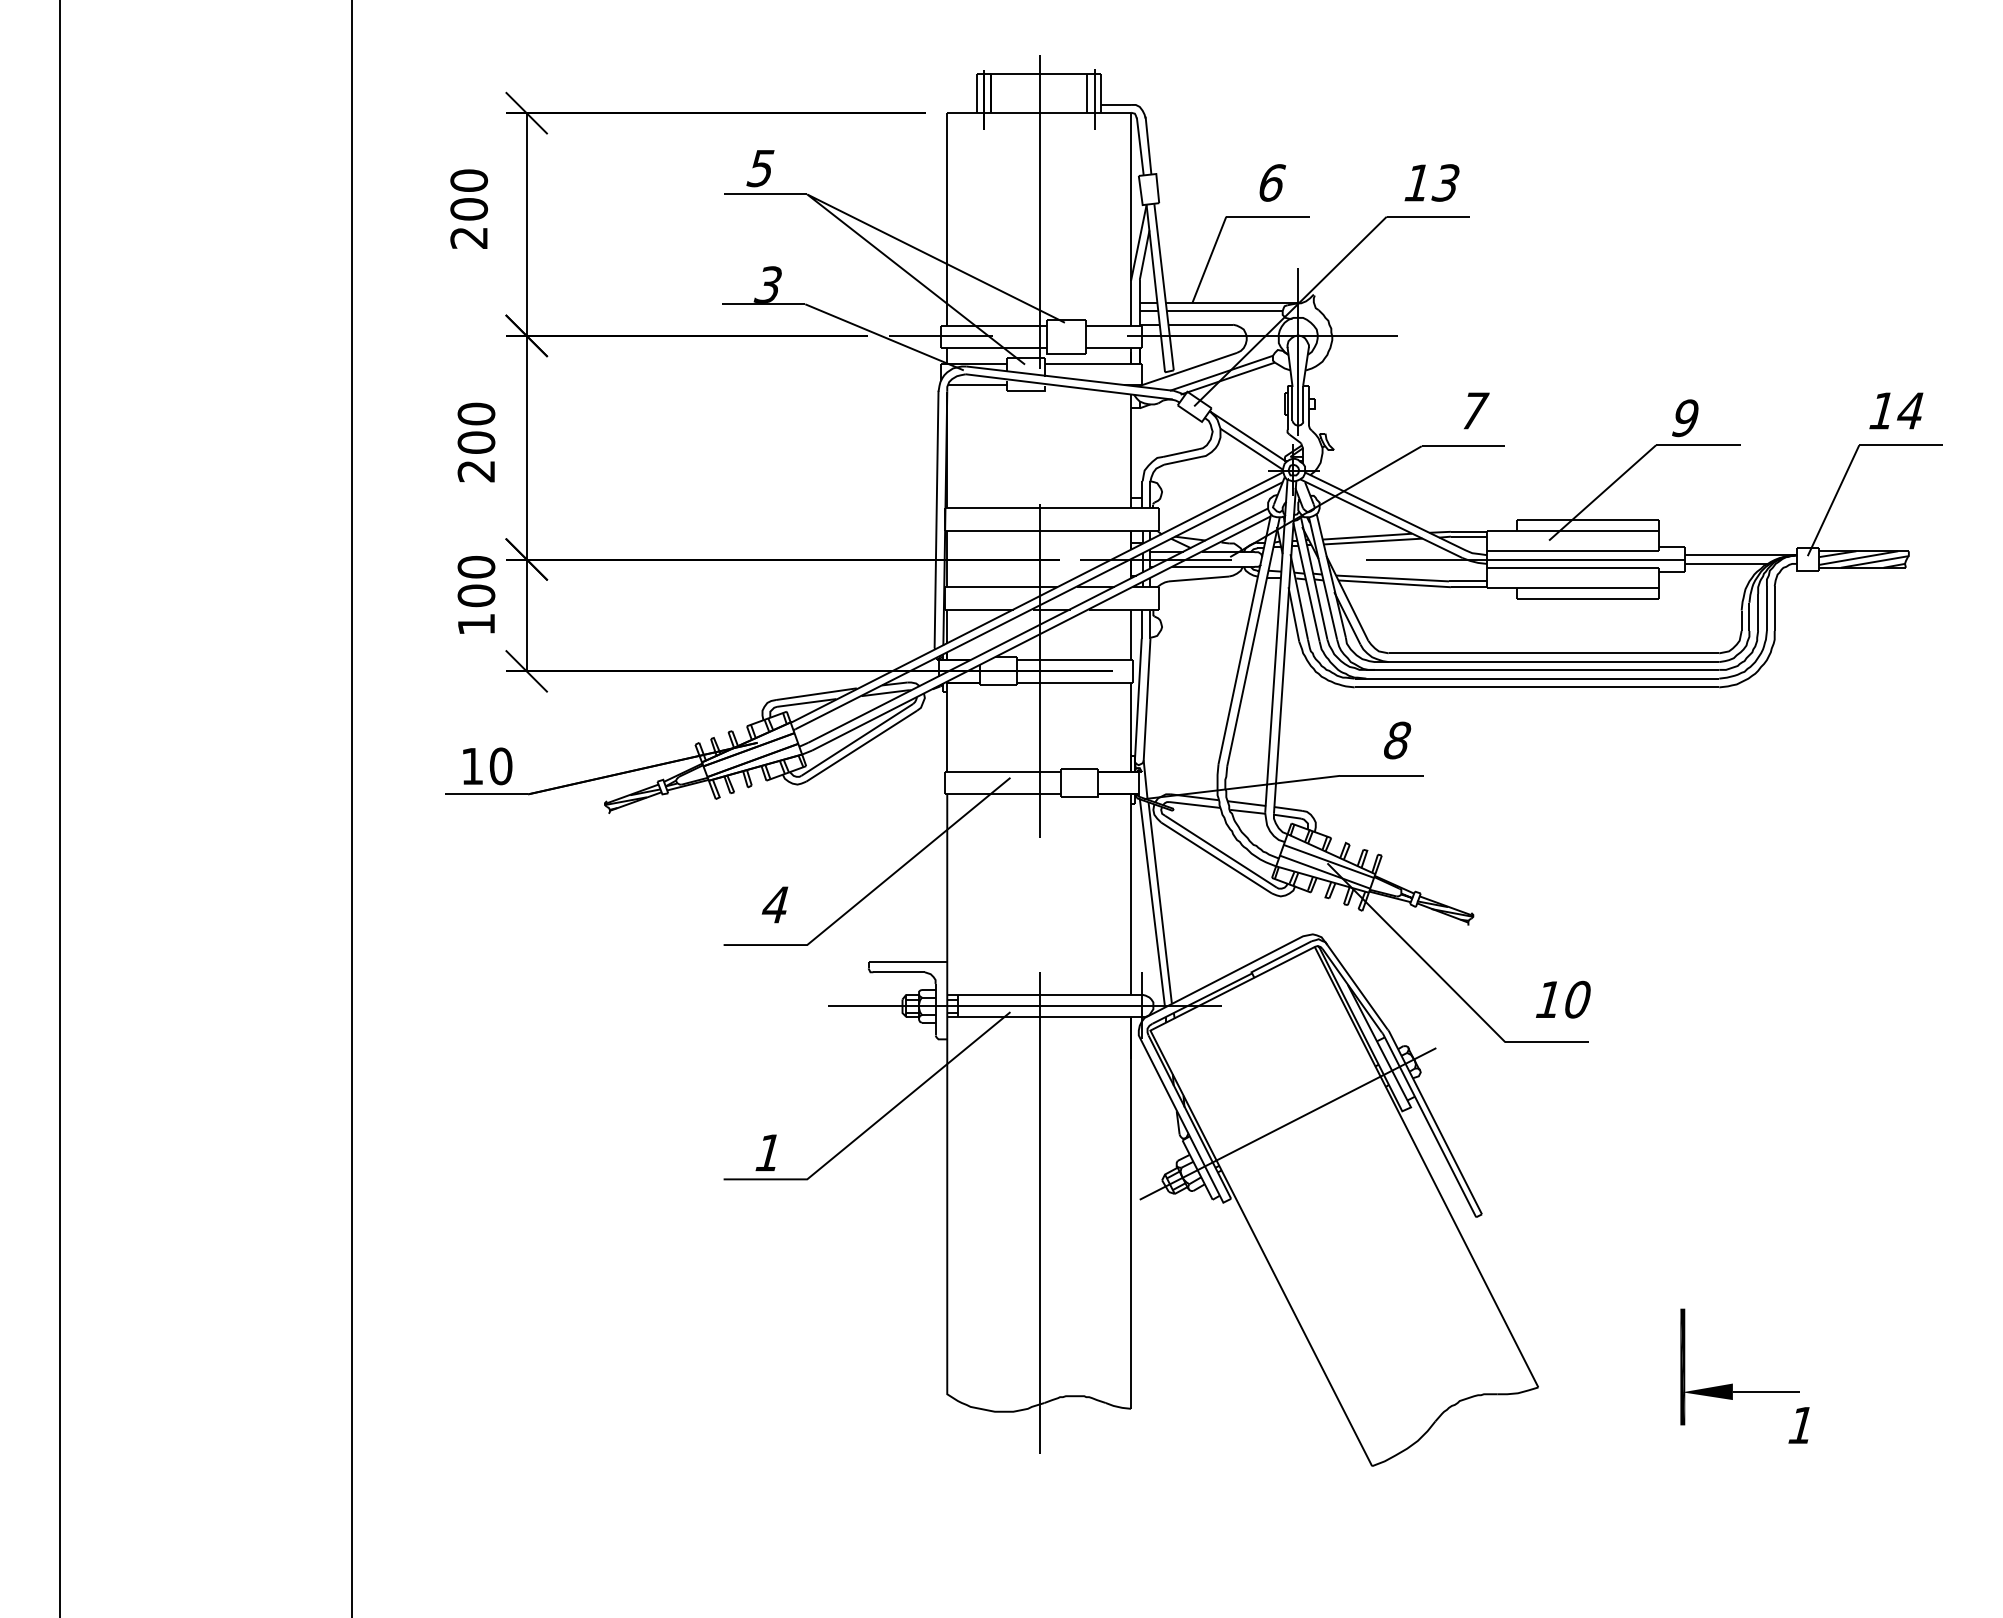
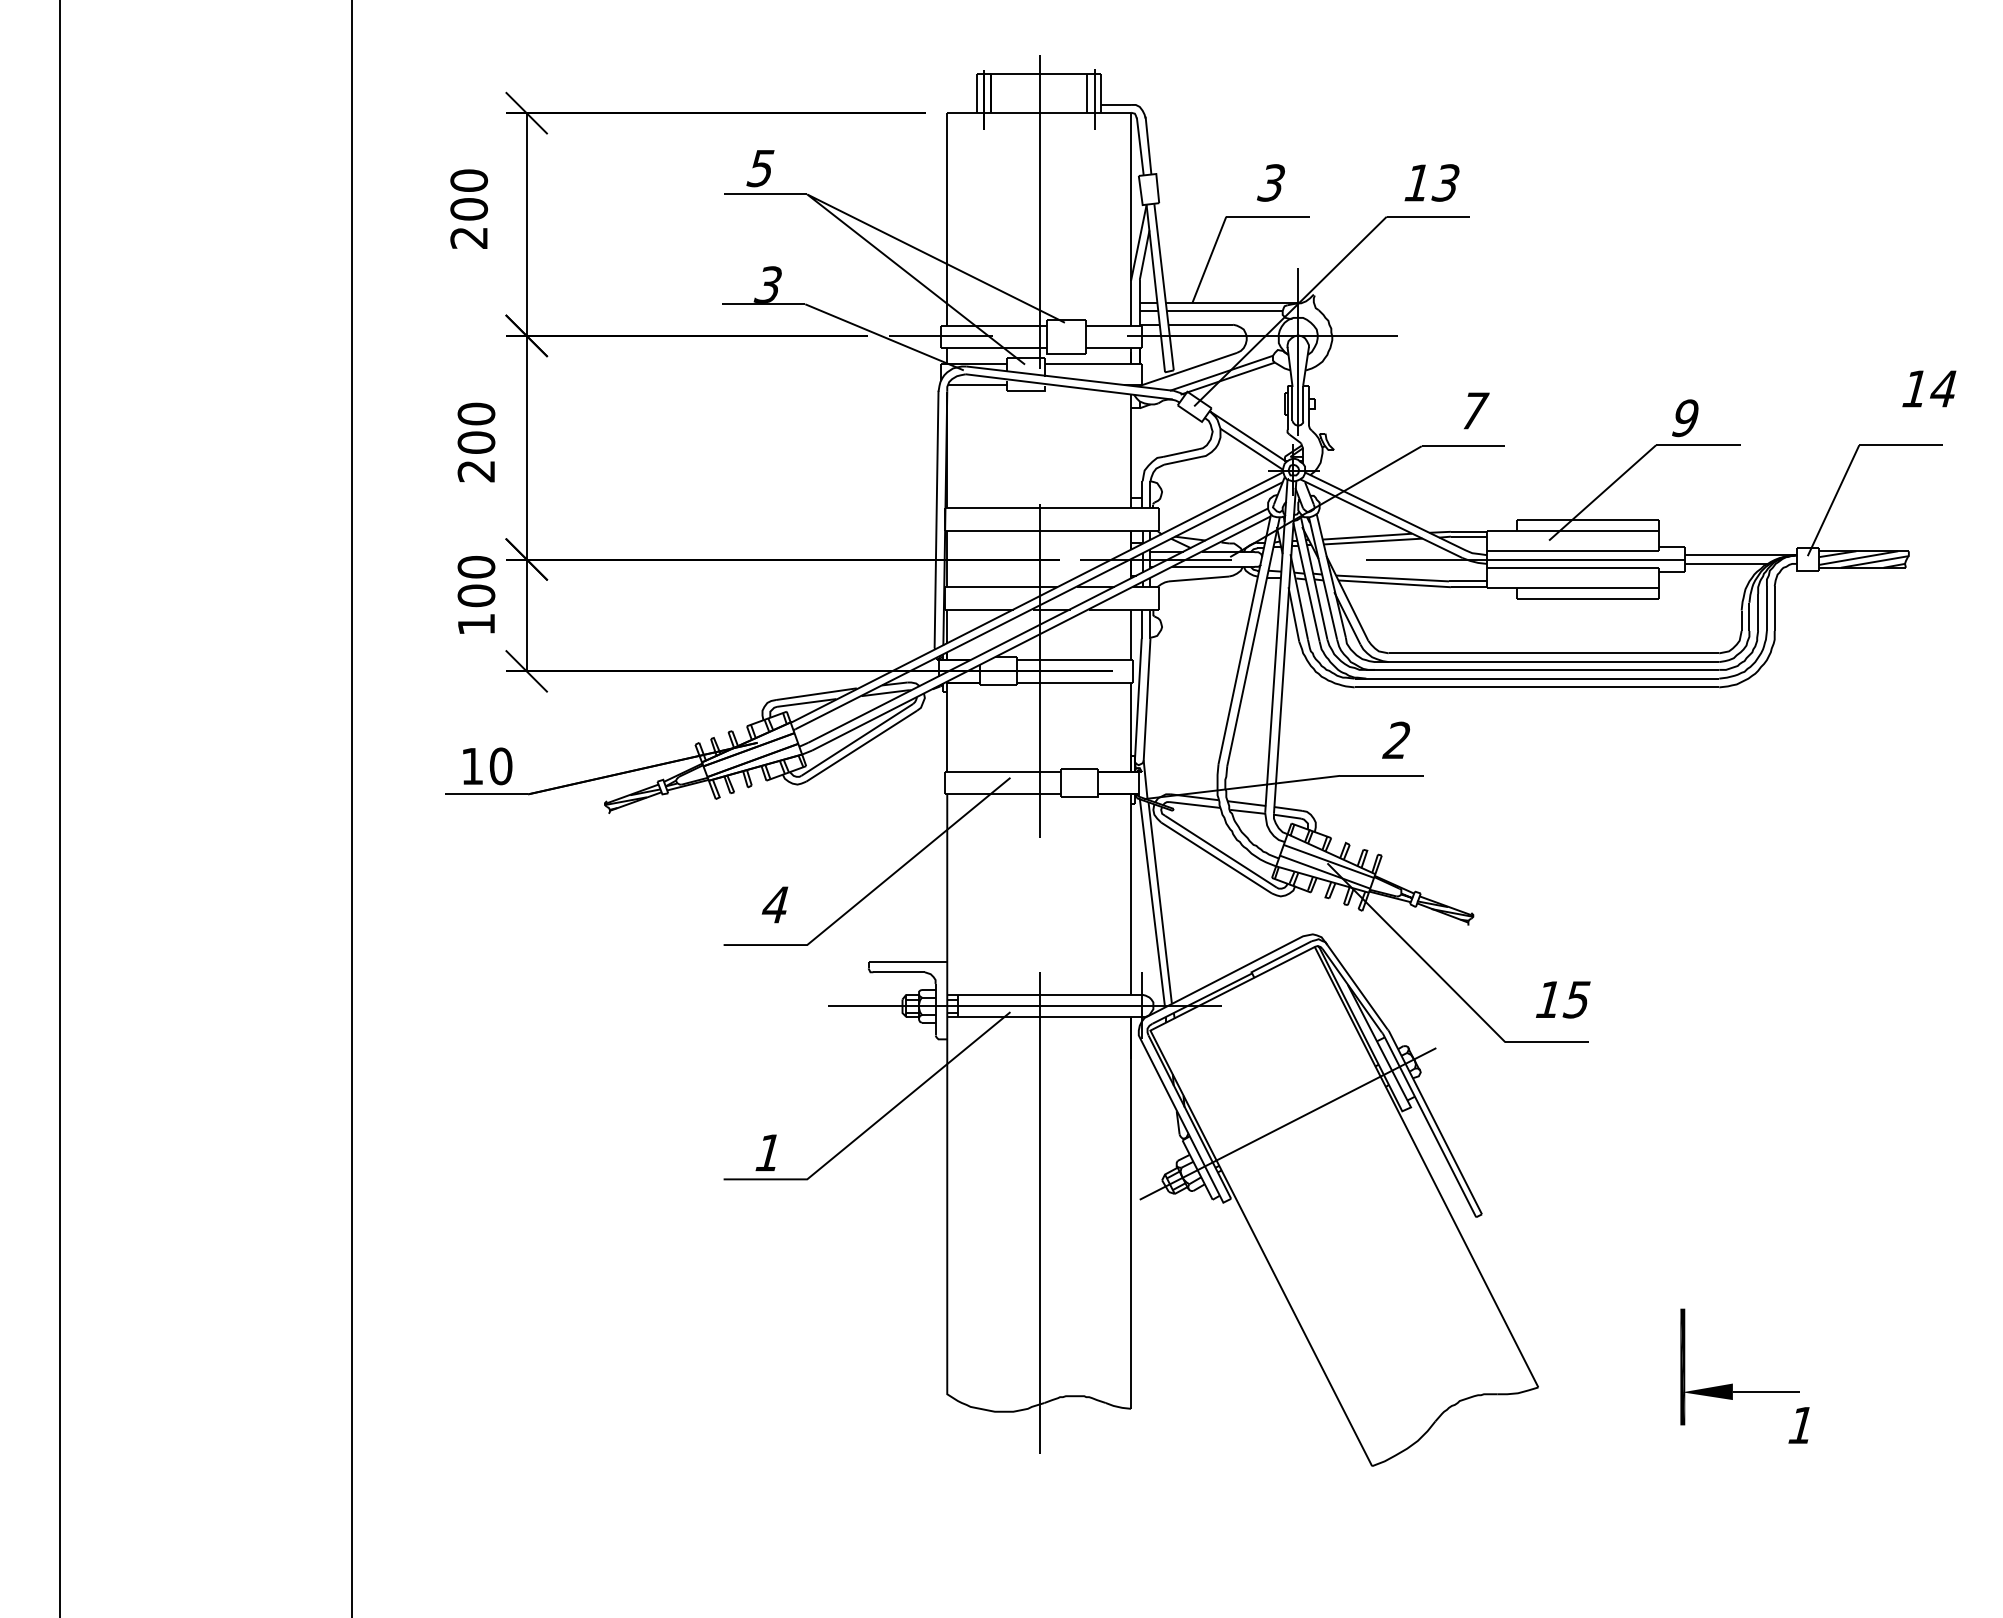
text: 6 -> 3 (1271, 182)
text position: (1896, 410) -> (1929, 388) (1929, 388)
text: 8 -> 2 (1396, 740)
text: 10 -> 15 (1576, 999)
